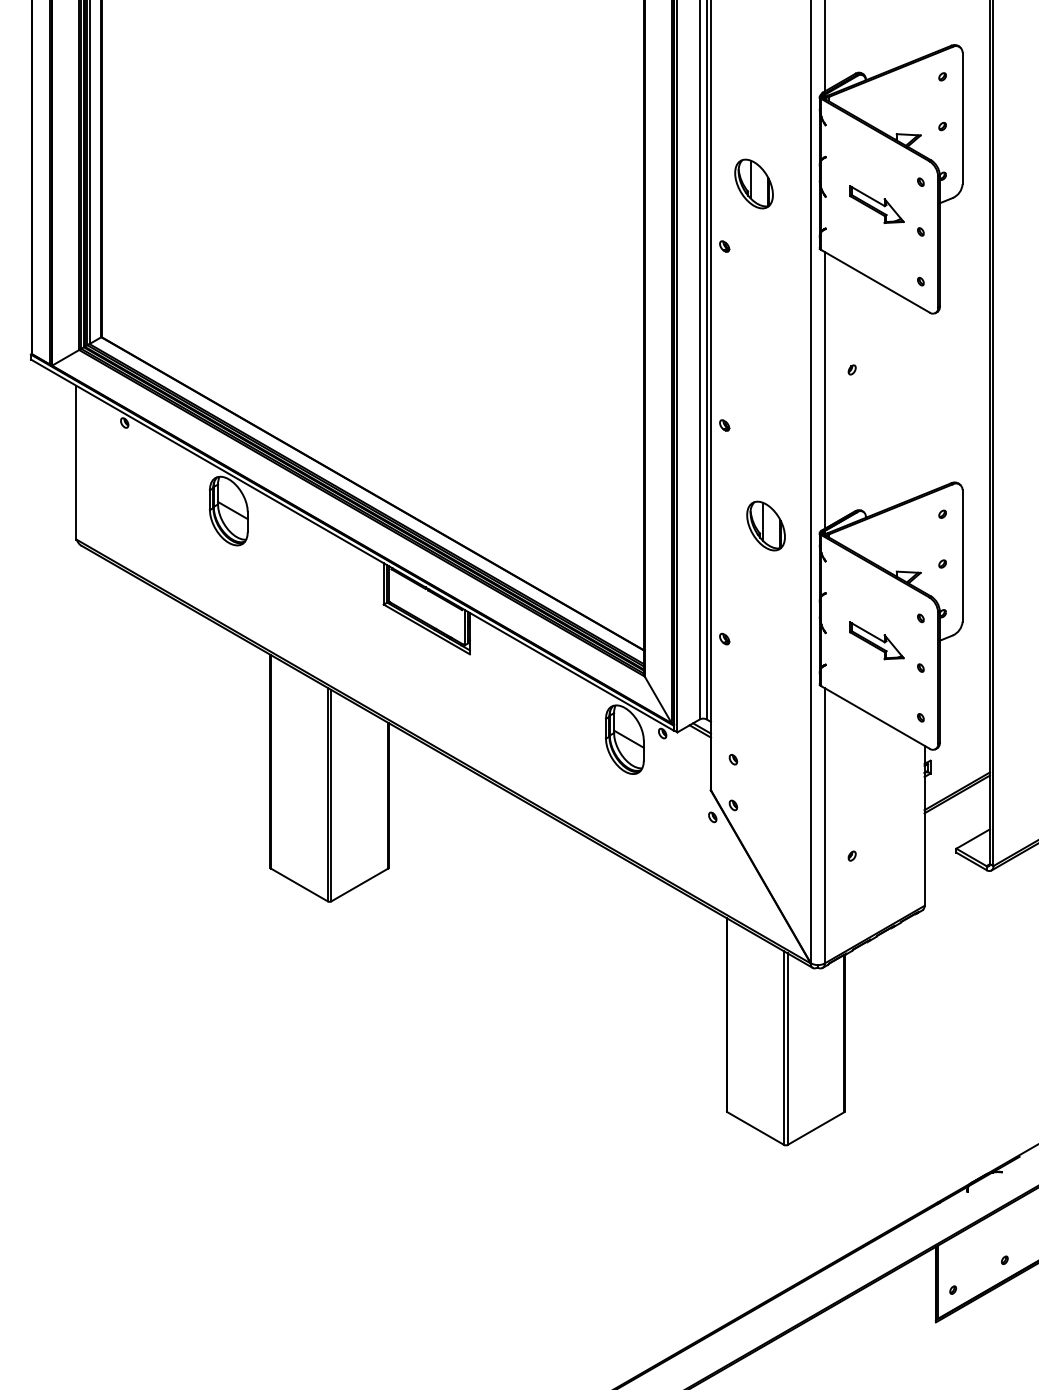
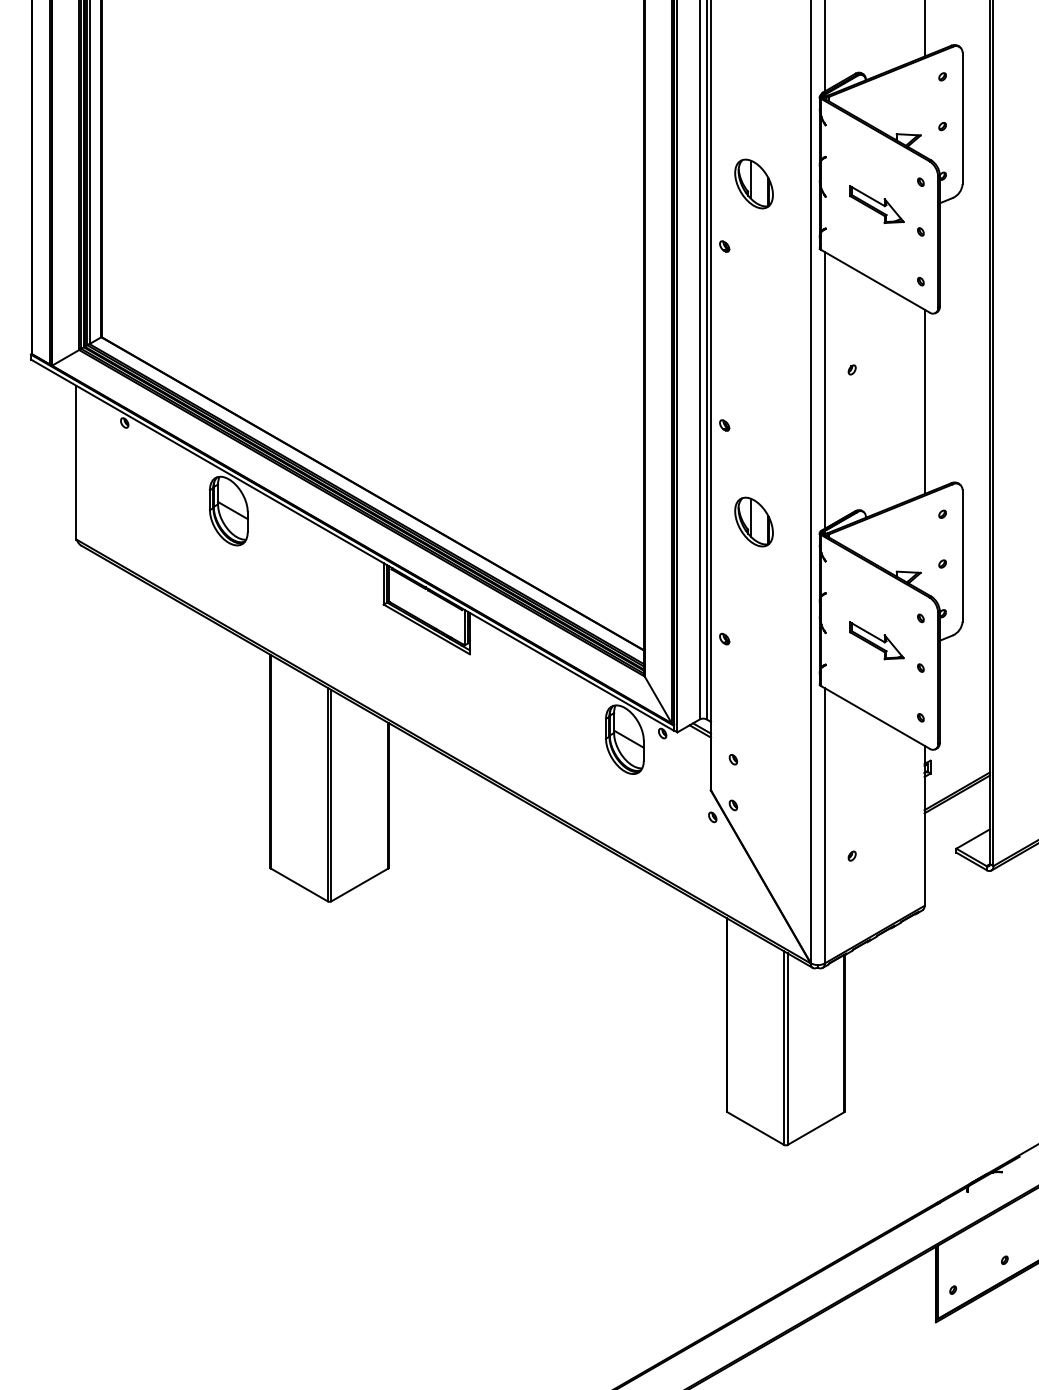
line: none -> present (924, 29)
line: none -> present (924, 401)
part position: (765, 525) -> (753, 521) (753, 521)
